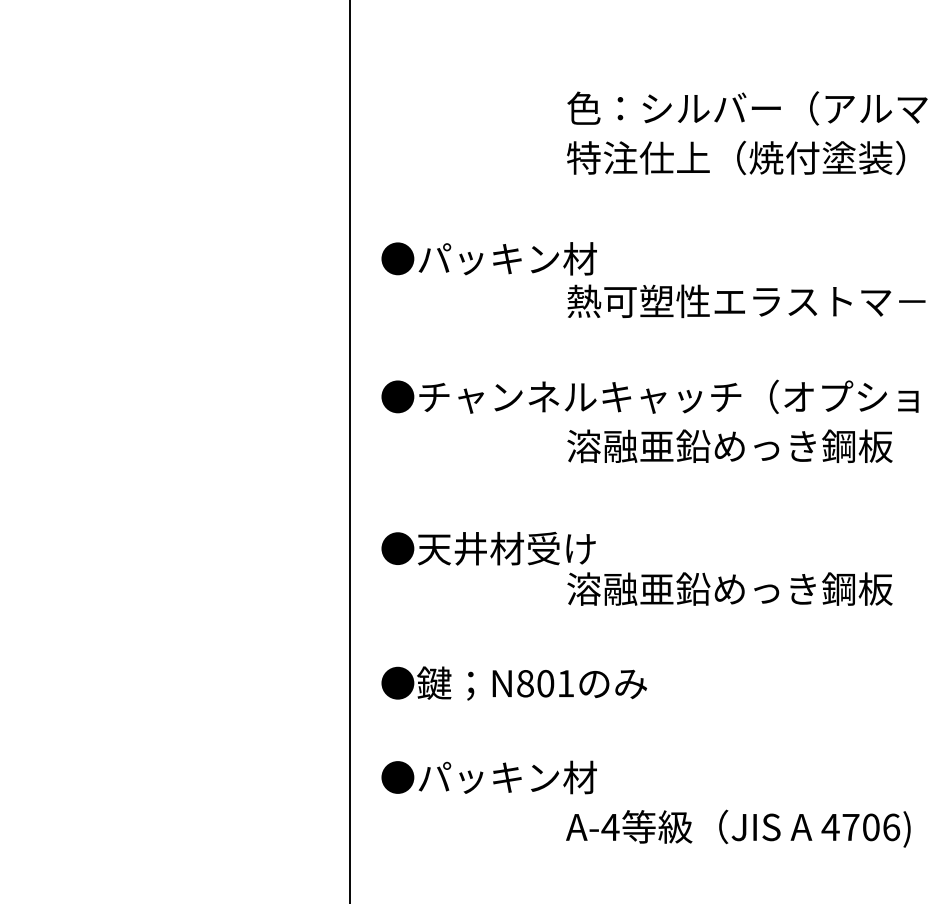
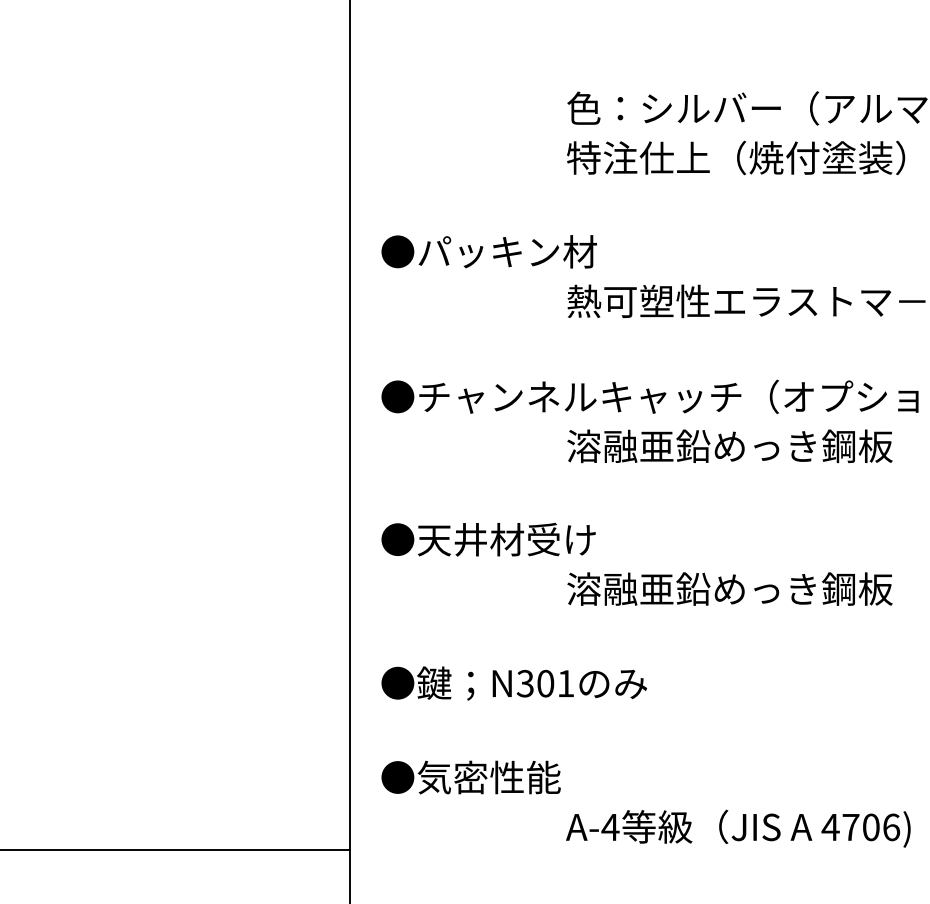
text position: (488, 258) -> (488, 251) (488, 251)
text position: (488, 548) -> (488, 539) (488, 539)
text: N801 -> N301 (524, 683)
text: ●パッキン材 -> ●気密性能 (506, 777)
line: none -> present (176, 849)
